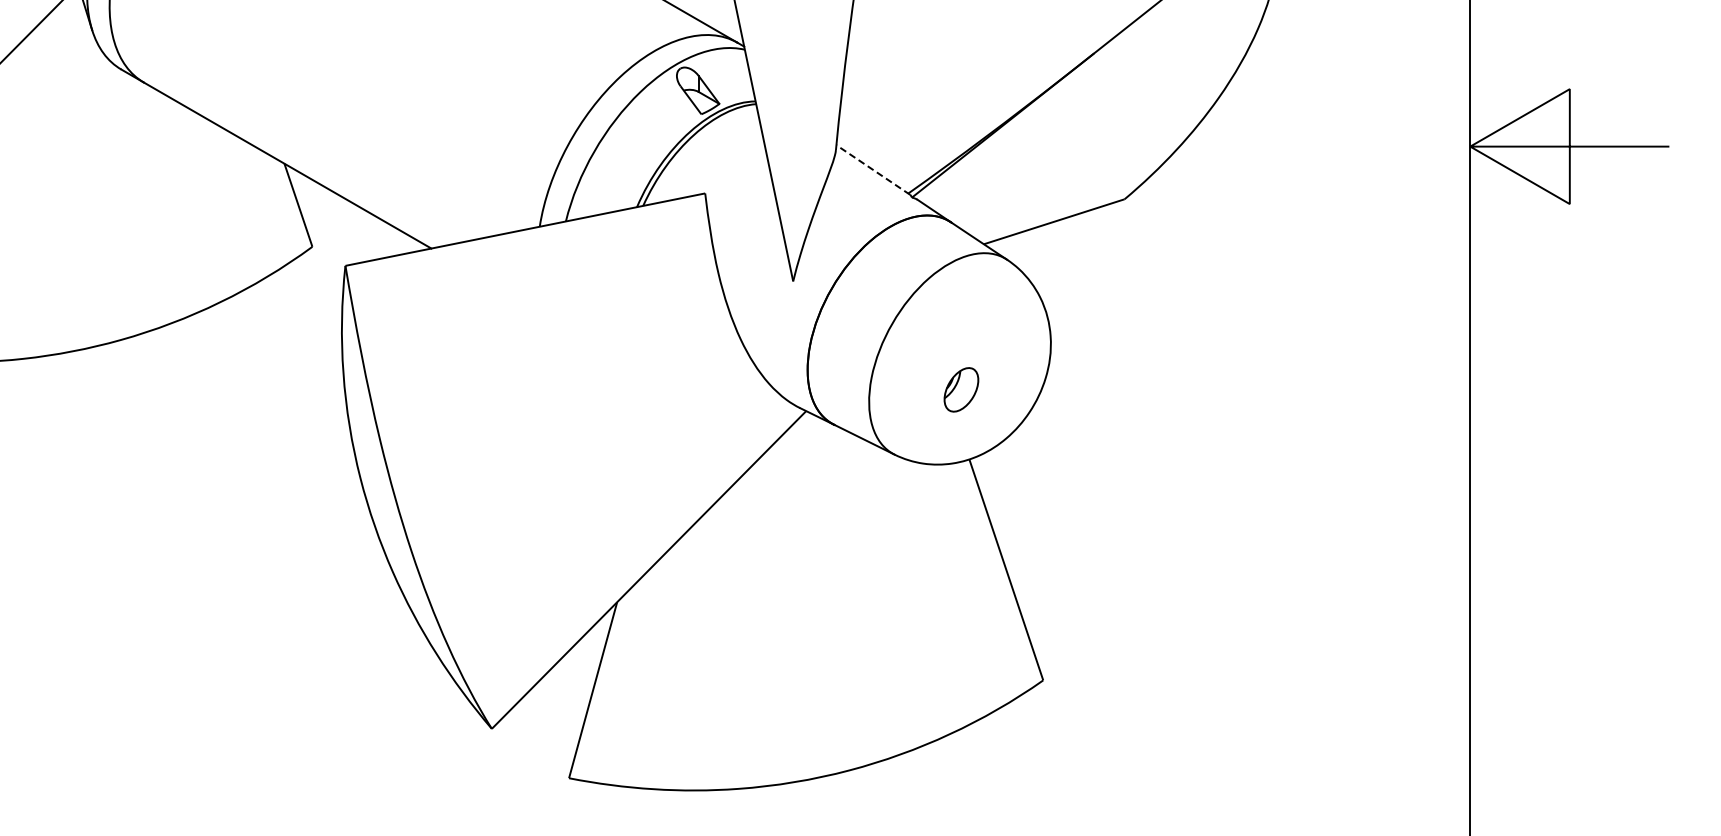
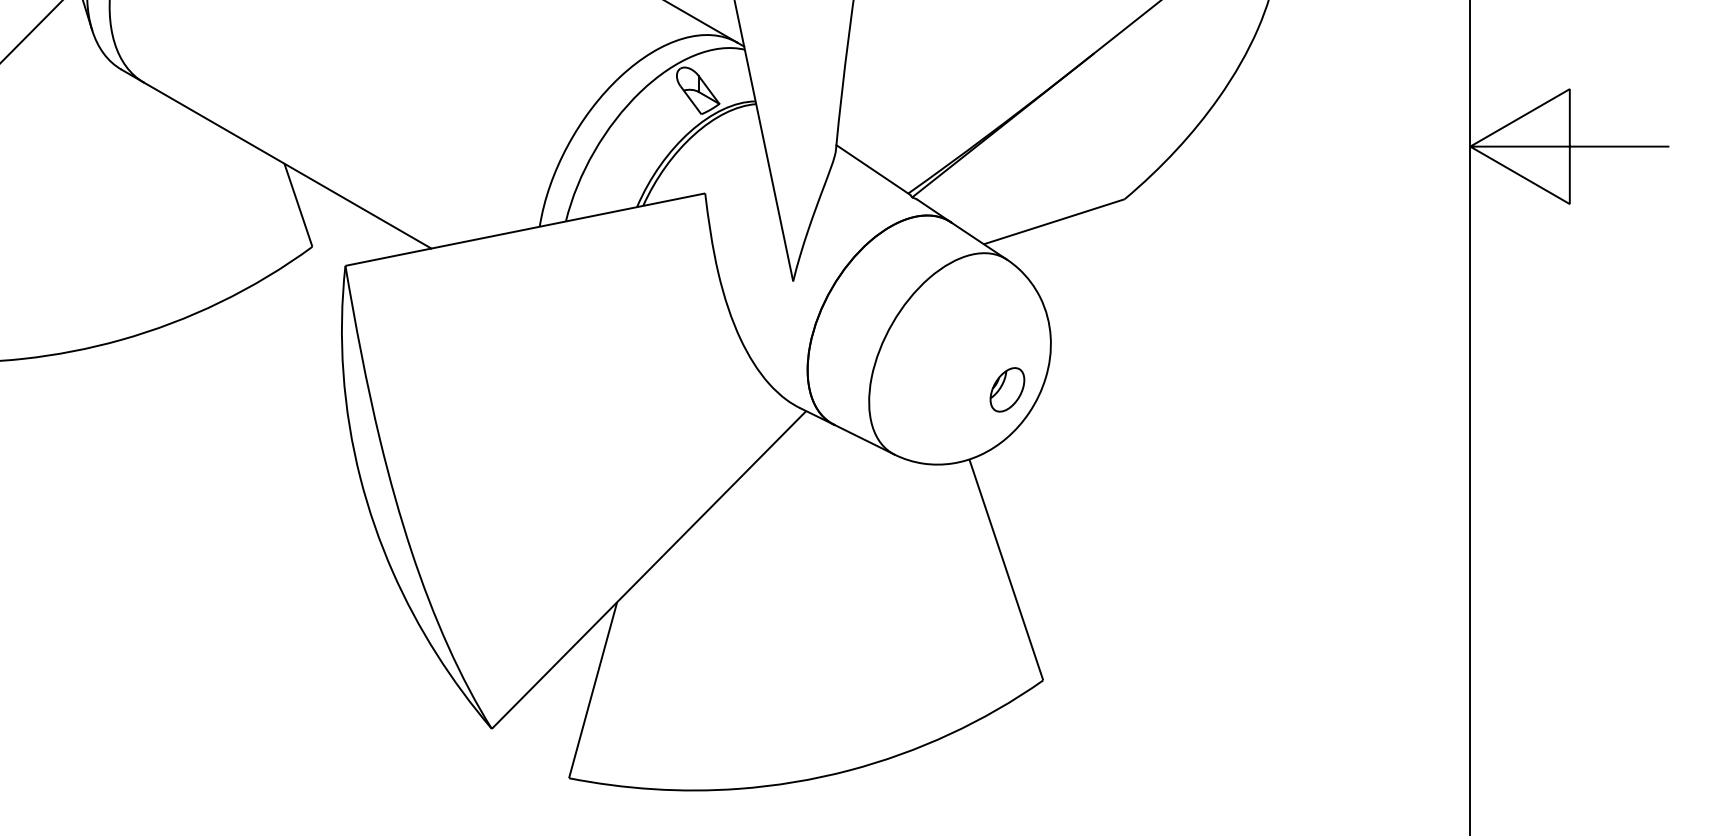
line: dashed -> solid (872, 169)
part position: (961, 389) -> (1007, 389) (1007, 389)
